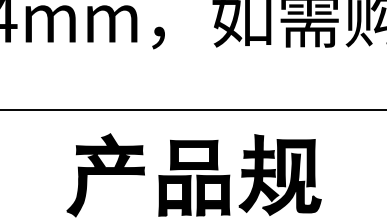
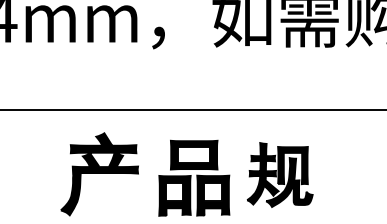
part size: 84x82 px -> 68x66 px (279, 174)
part position: (105, 175) -> (99, 174) (99, 174)
